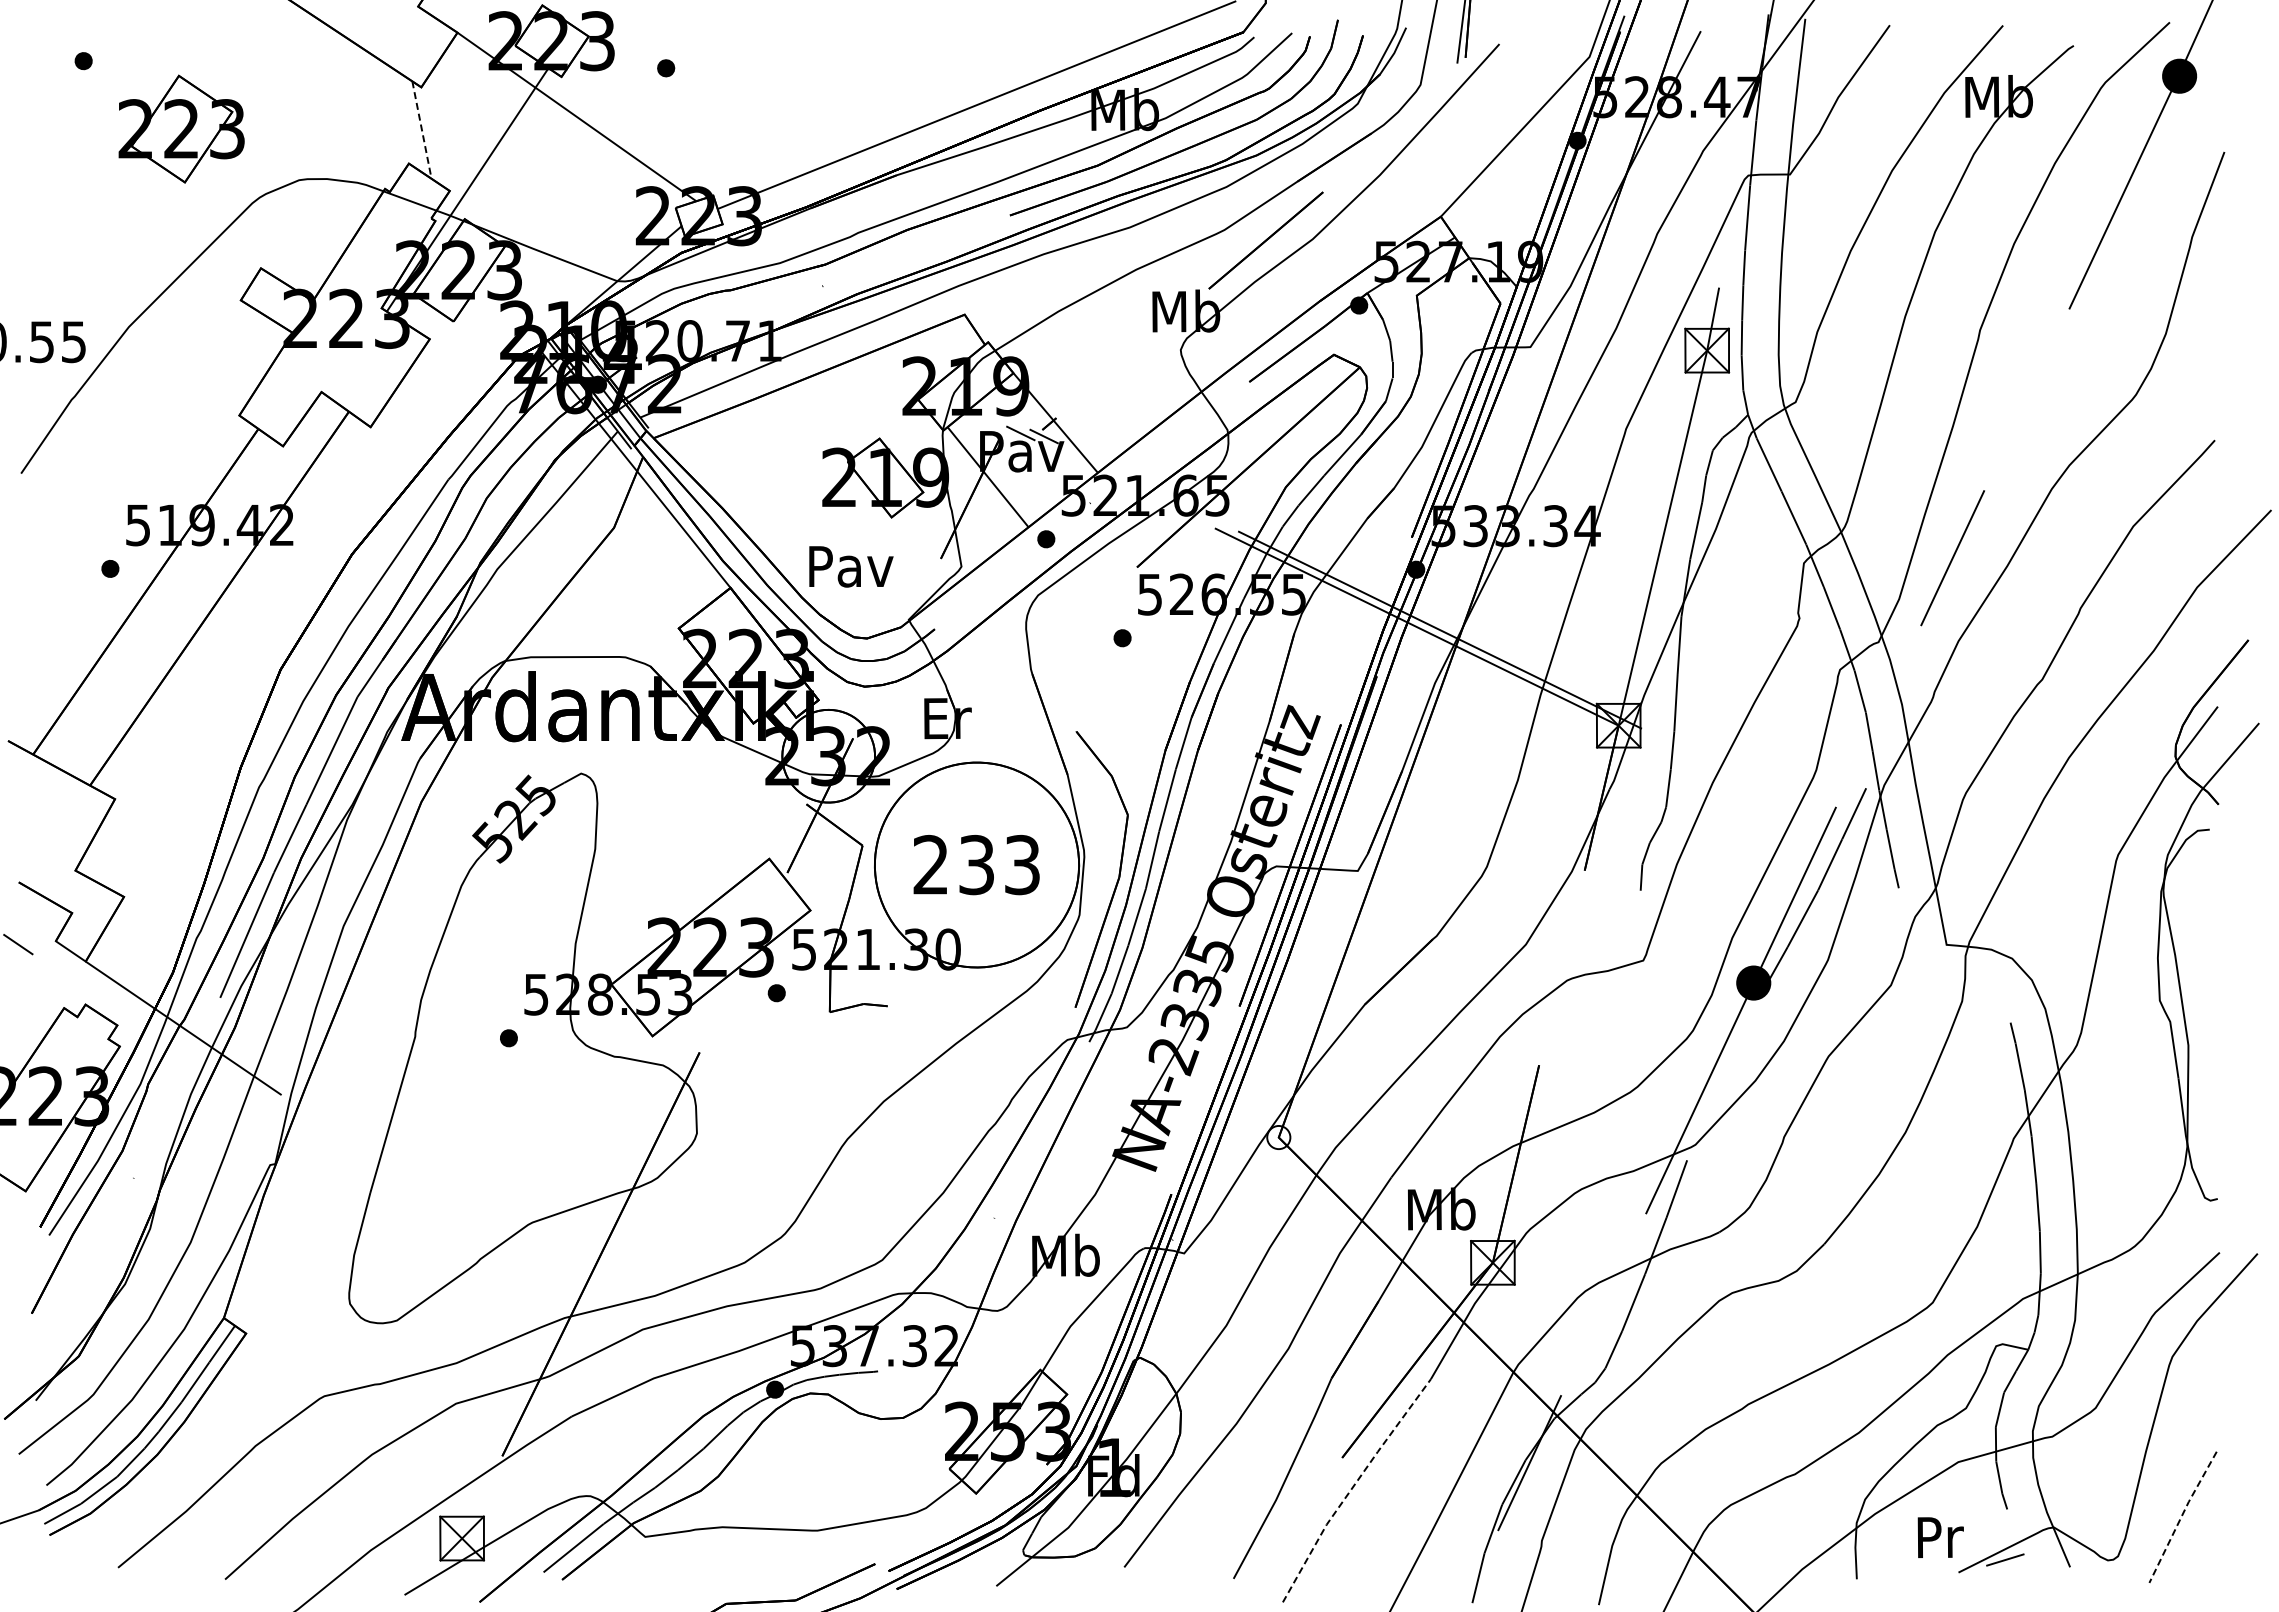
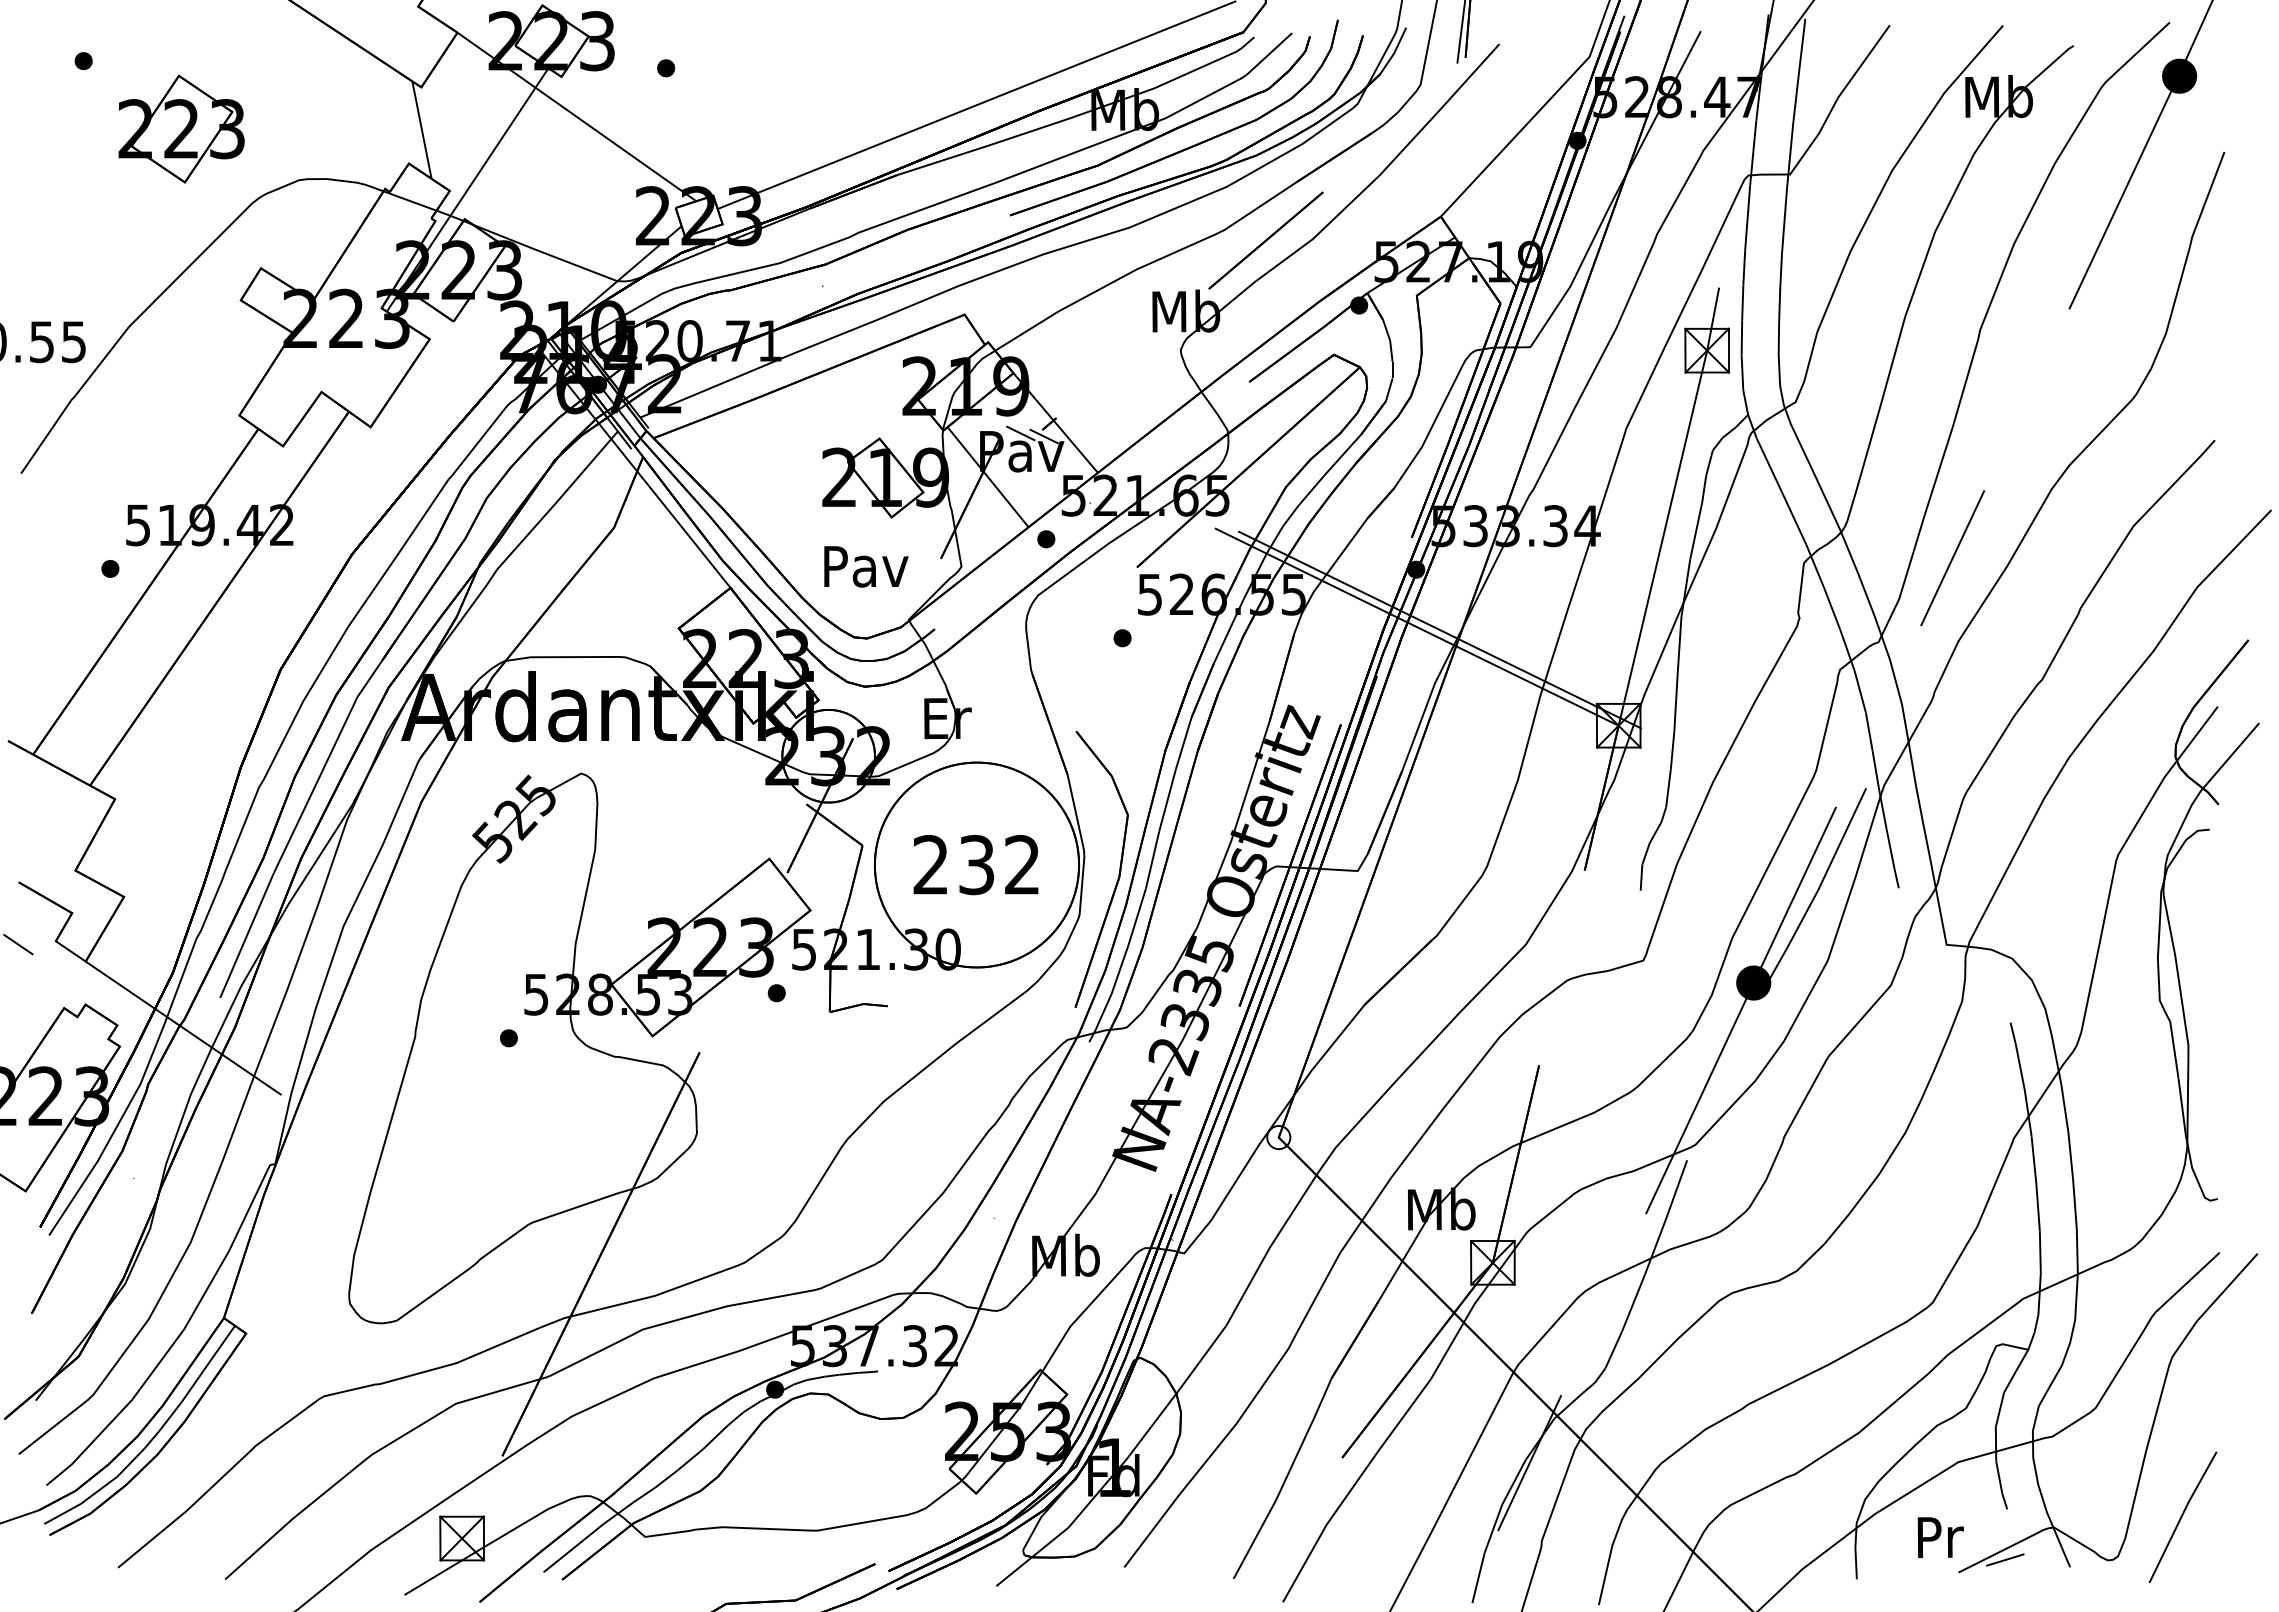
line: dashed -> solid (421, 130)
text position: (851, 566) -> (866, 566) (866, 566)
text: 233 -> 232 (1022, 865)
line: dashed -> solid (1352, 1487)
line: dashed -> solid (2181, 1516)
